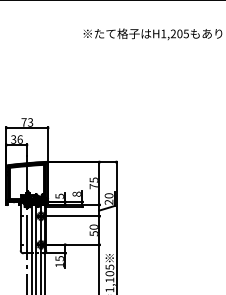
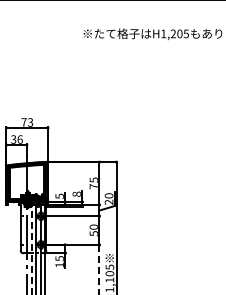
line: solid -> dashed (31, 249)
line: solid -> dashed (99, 269)
